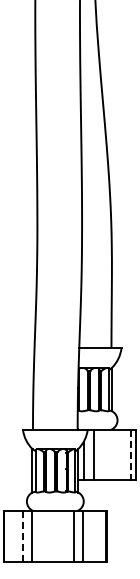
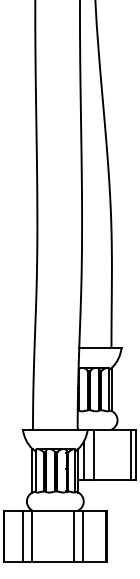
line: dashed -> solid (130, 455)
line: dashed -> solid (23, 536)
